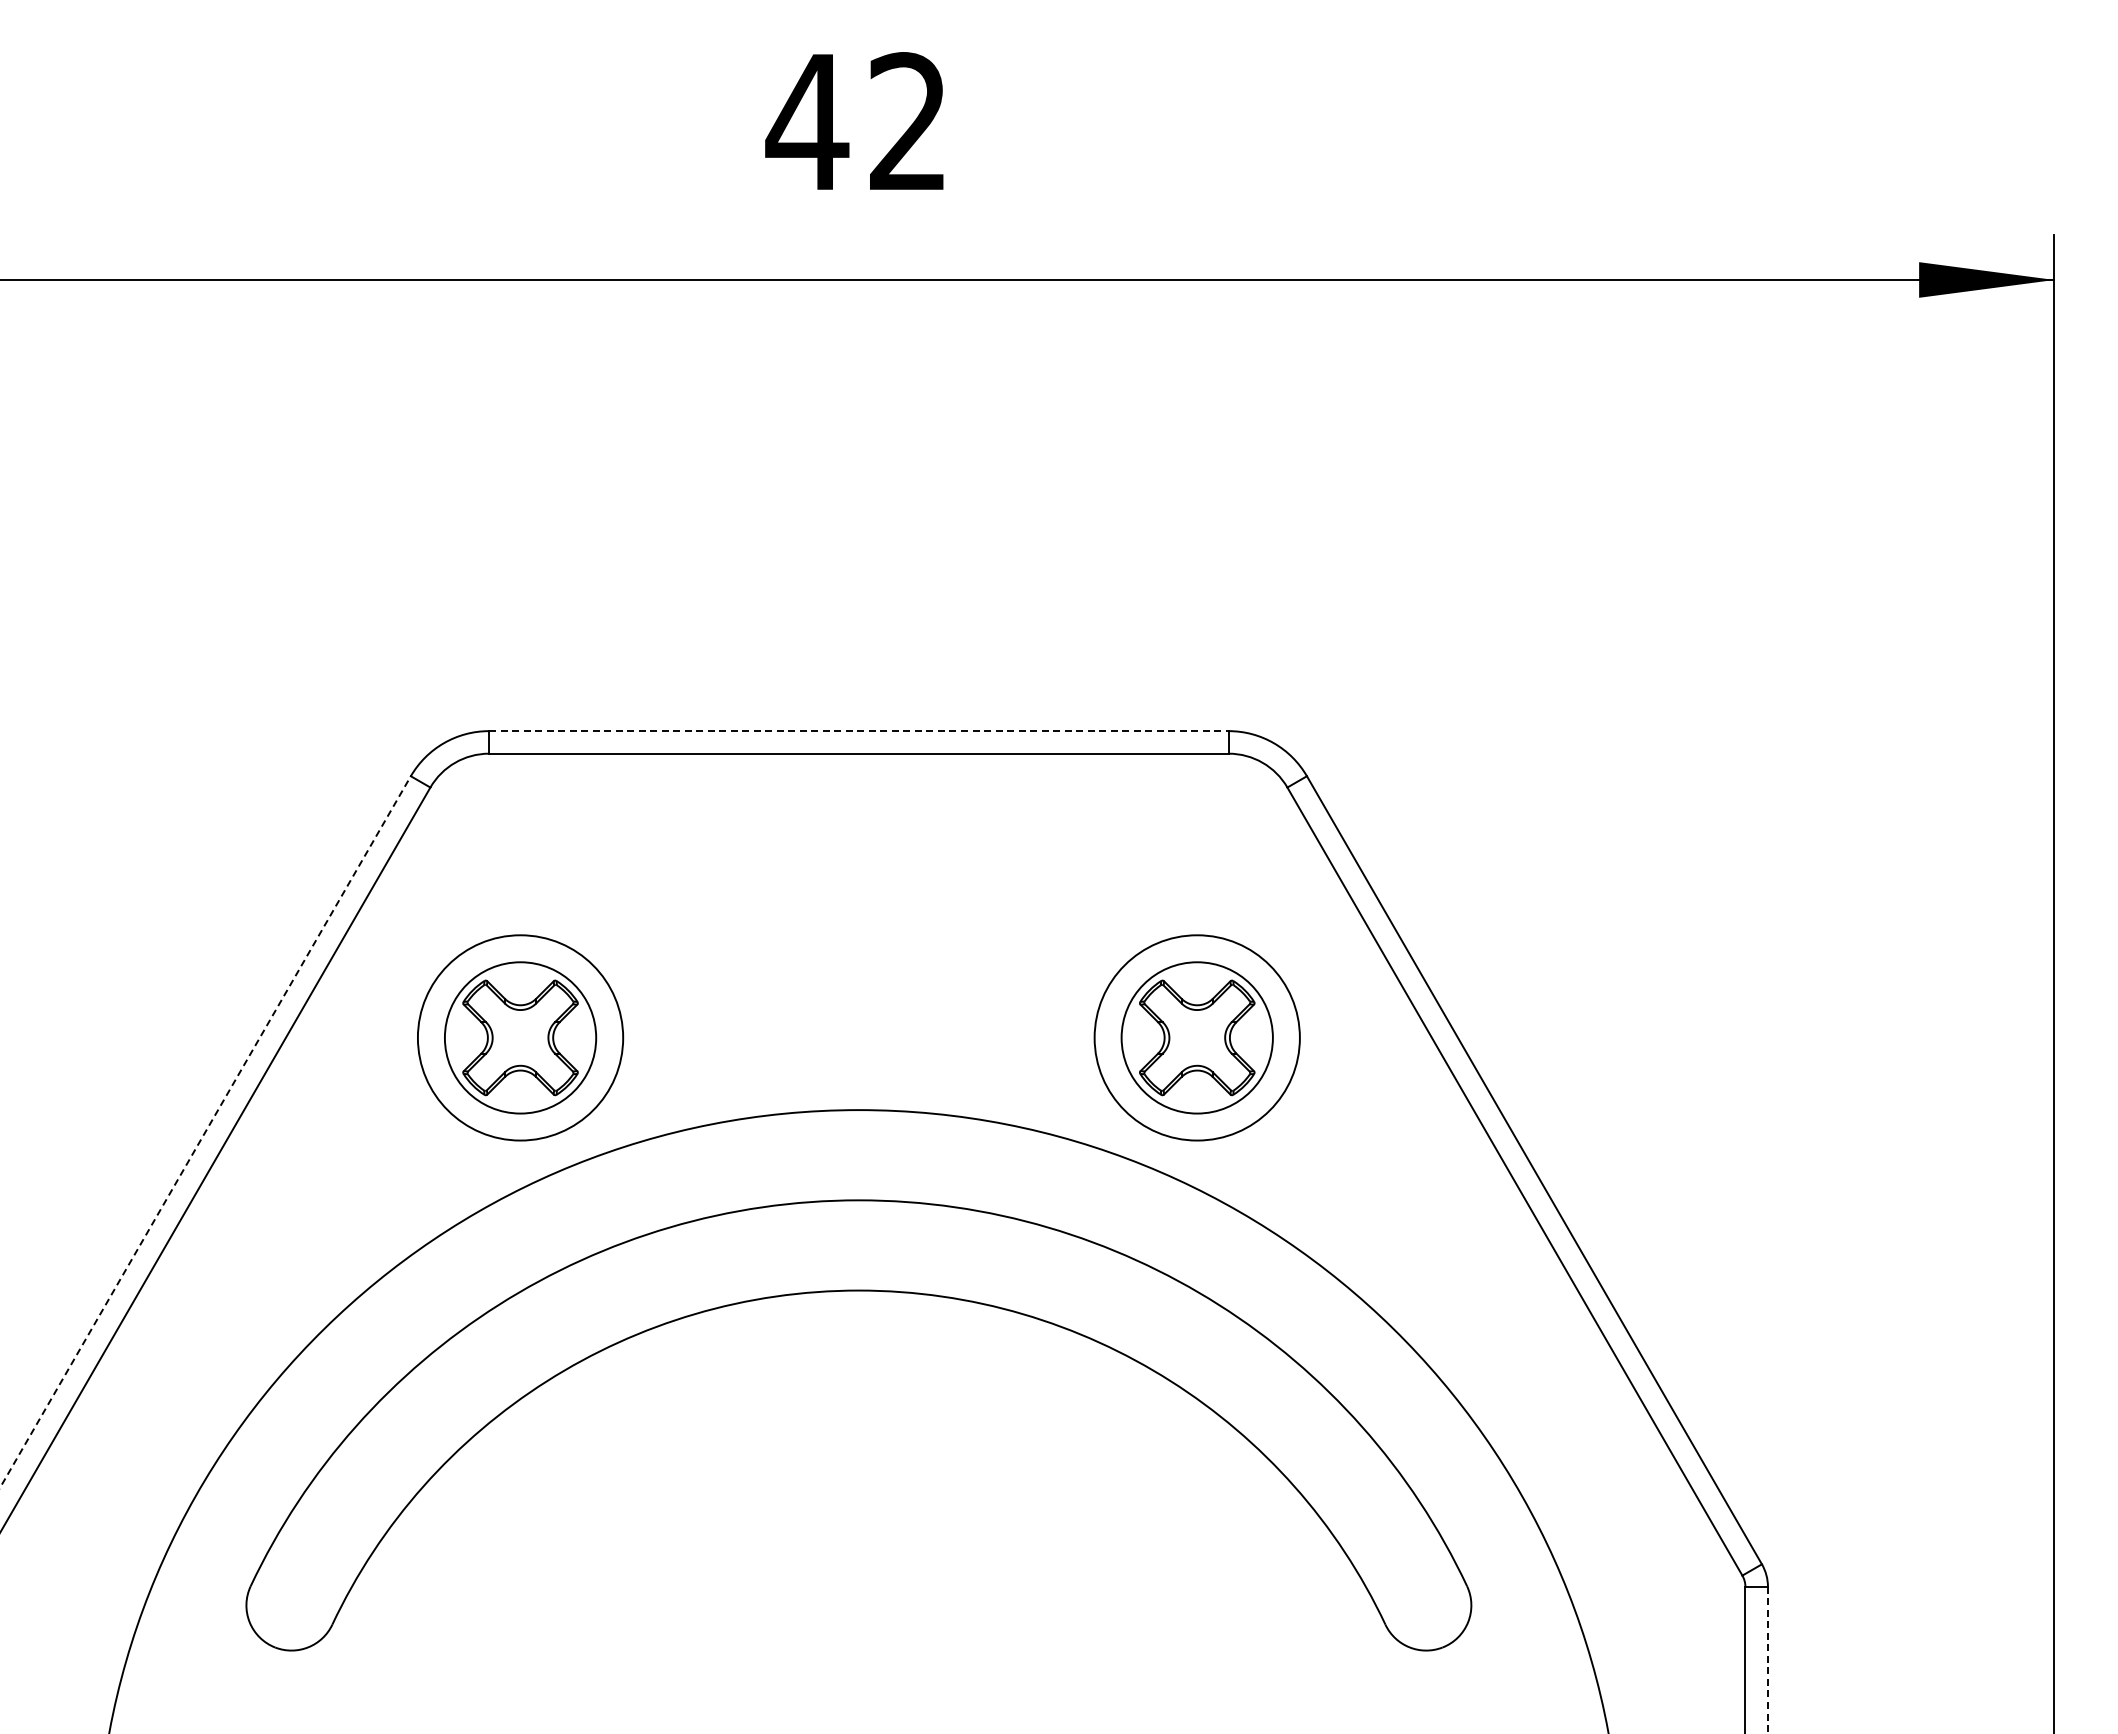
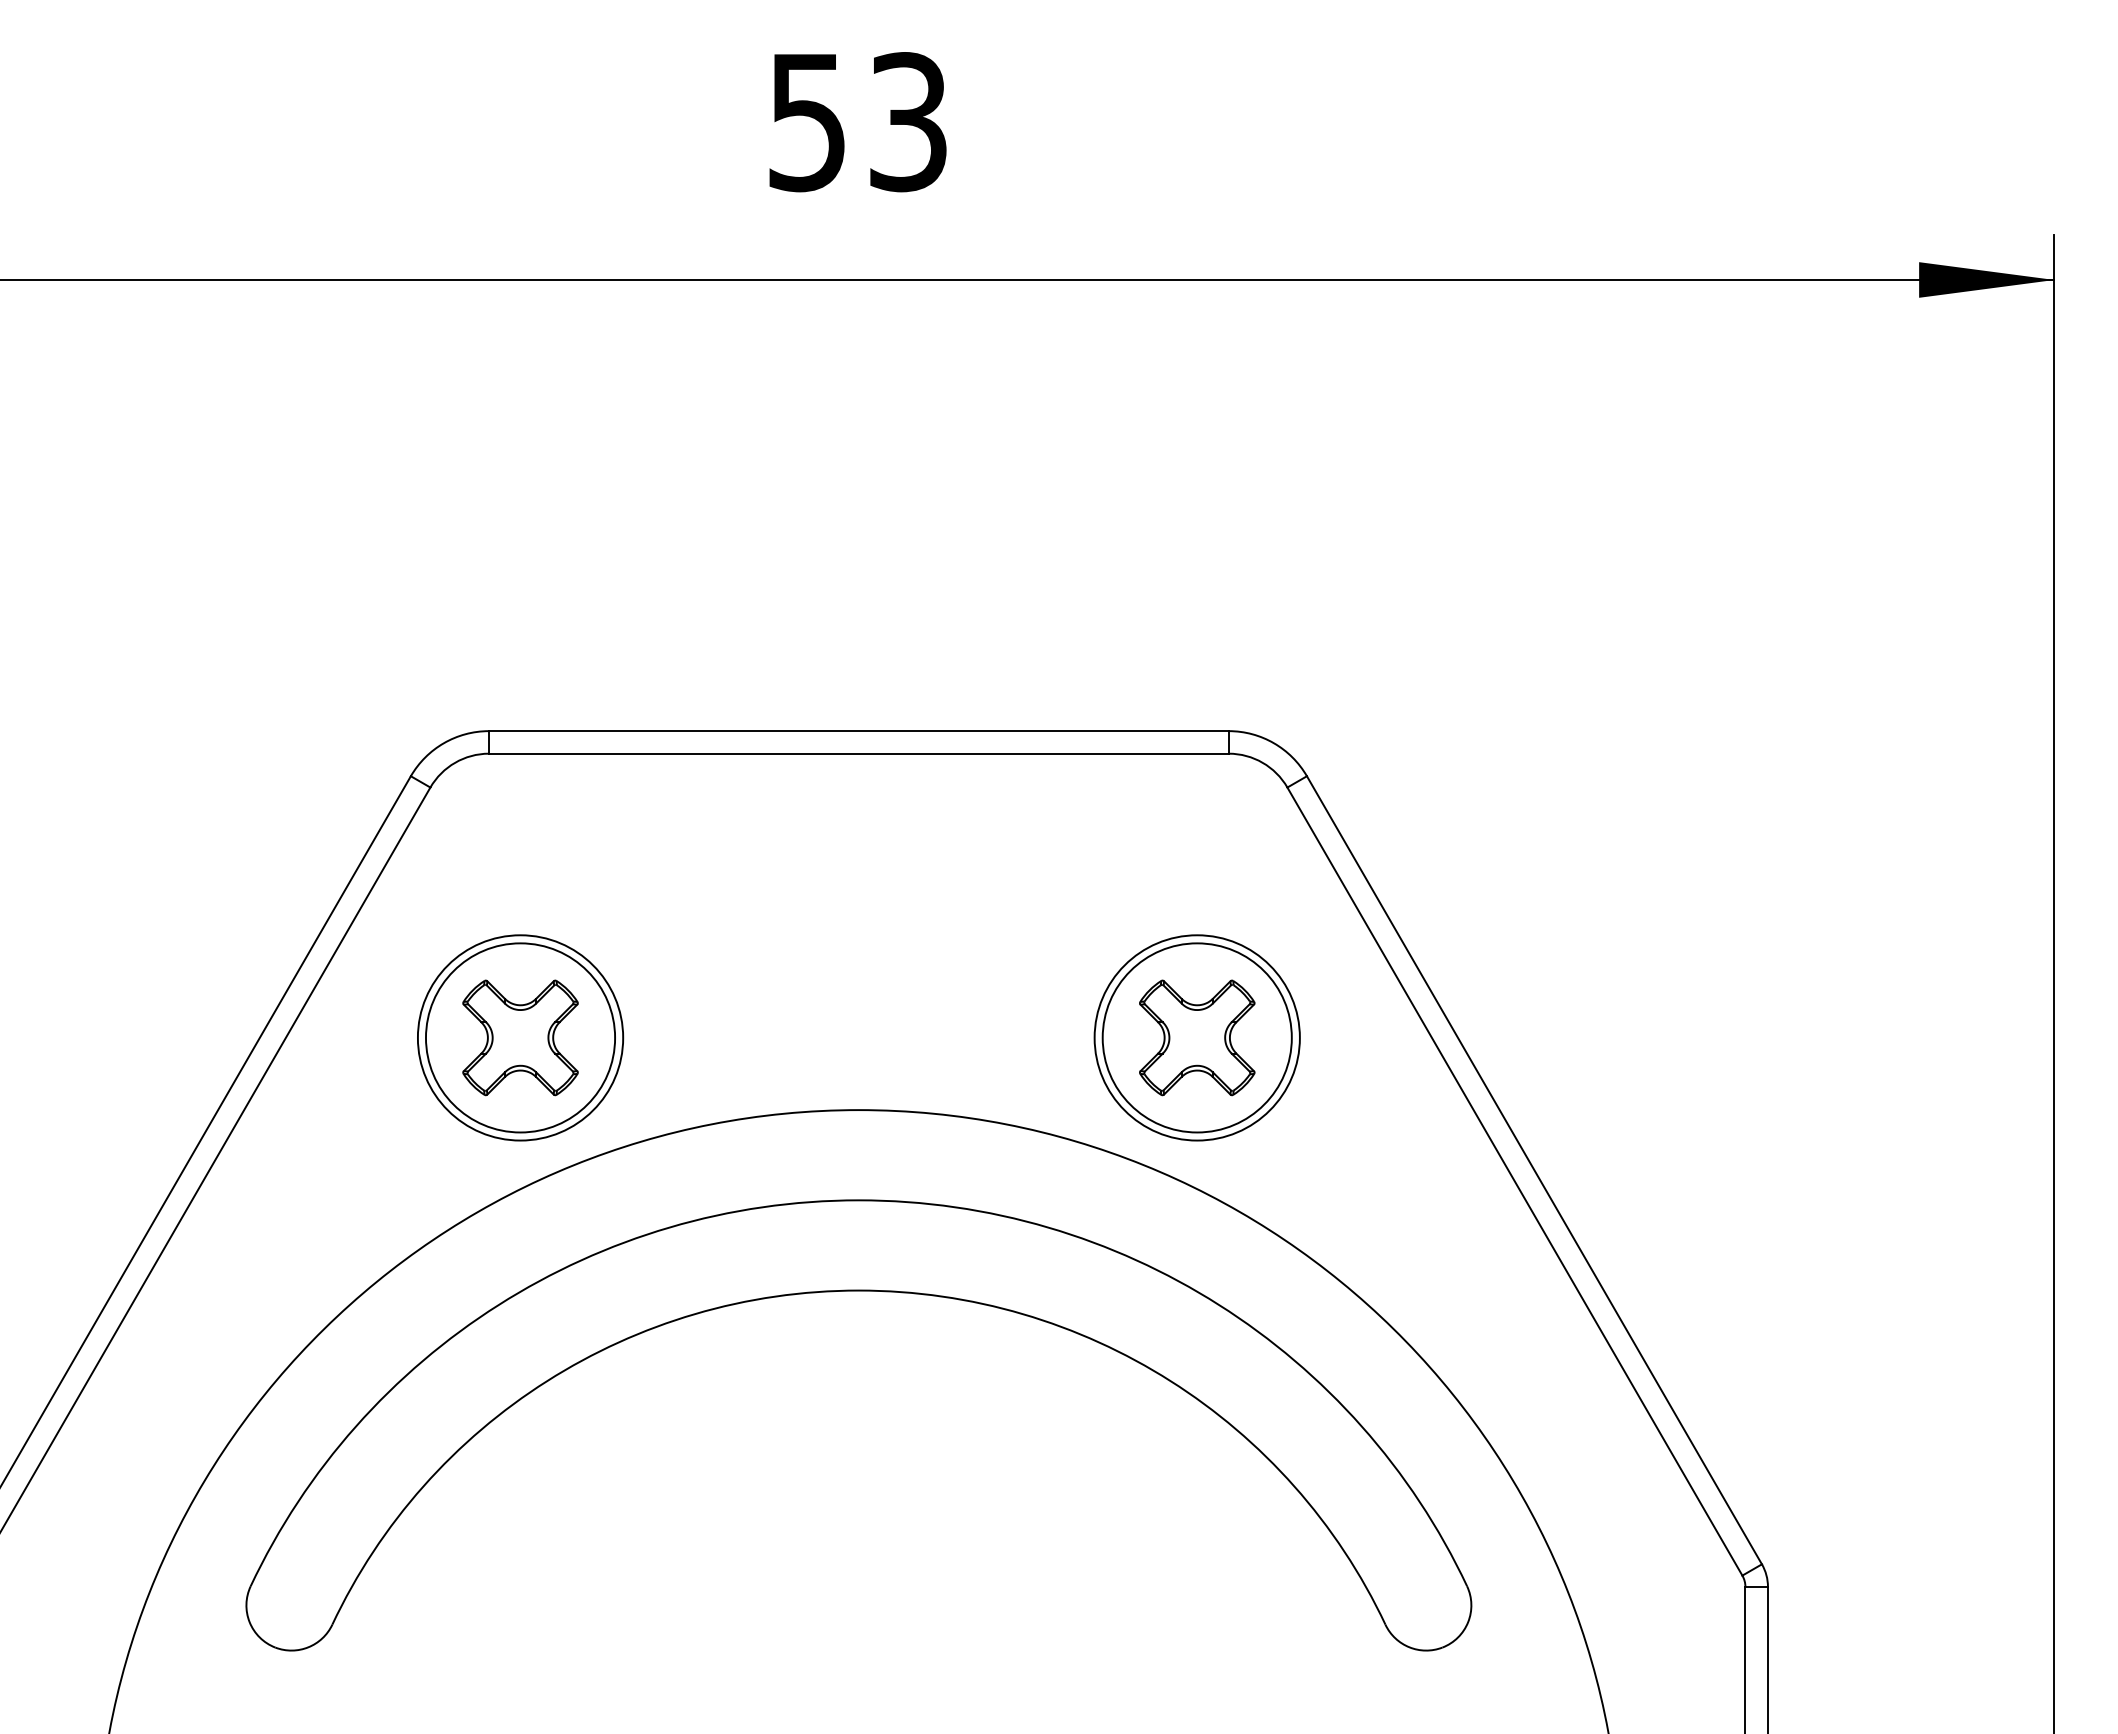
text: 42 -> 53 (855, 122)
line: dashed -> solid (858, 731)
circle diameter: 151 px -> 189 px (520, 1037)
circle diameter: 151 px -> 189 px (1196, 1037)
line: dashed -> solid (205, 1131)
line: dashed -> solid (1767, 1660)
